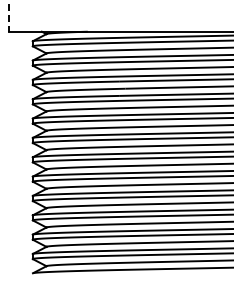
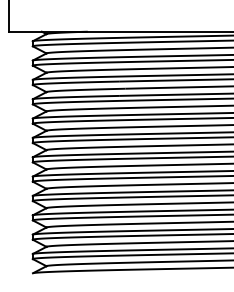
line: dashed -> solid (8, 15)
